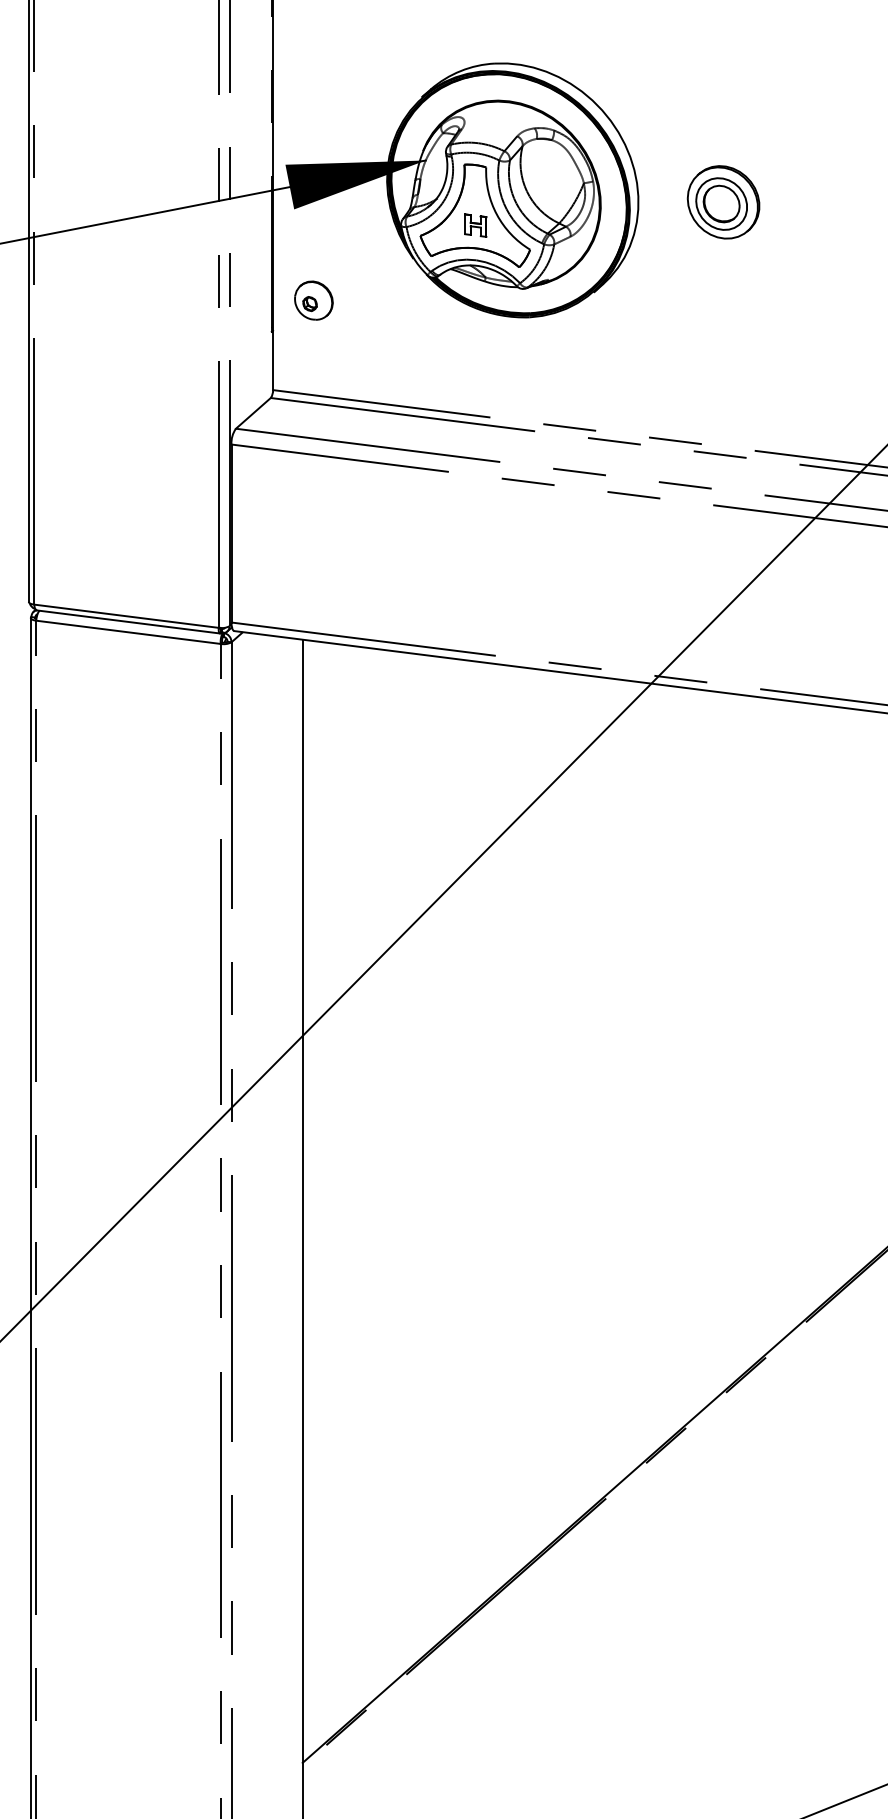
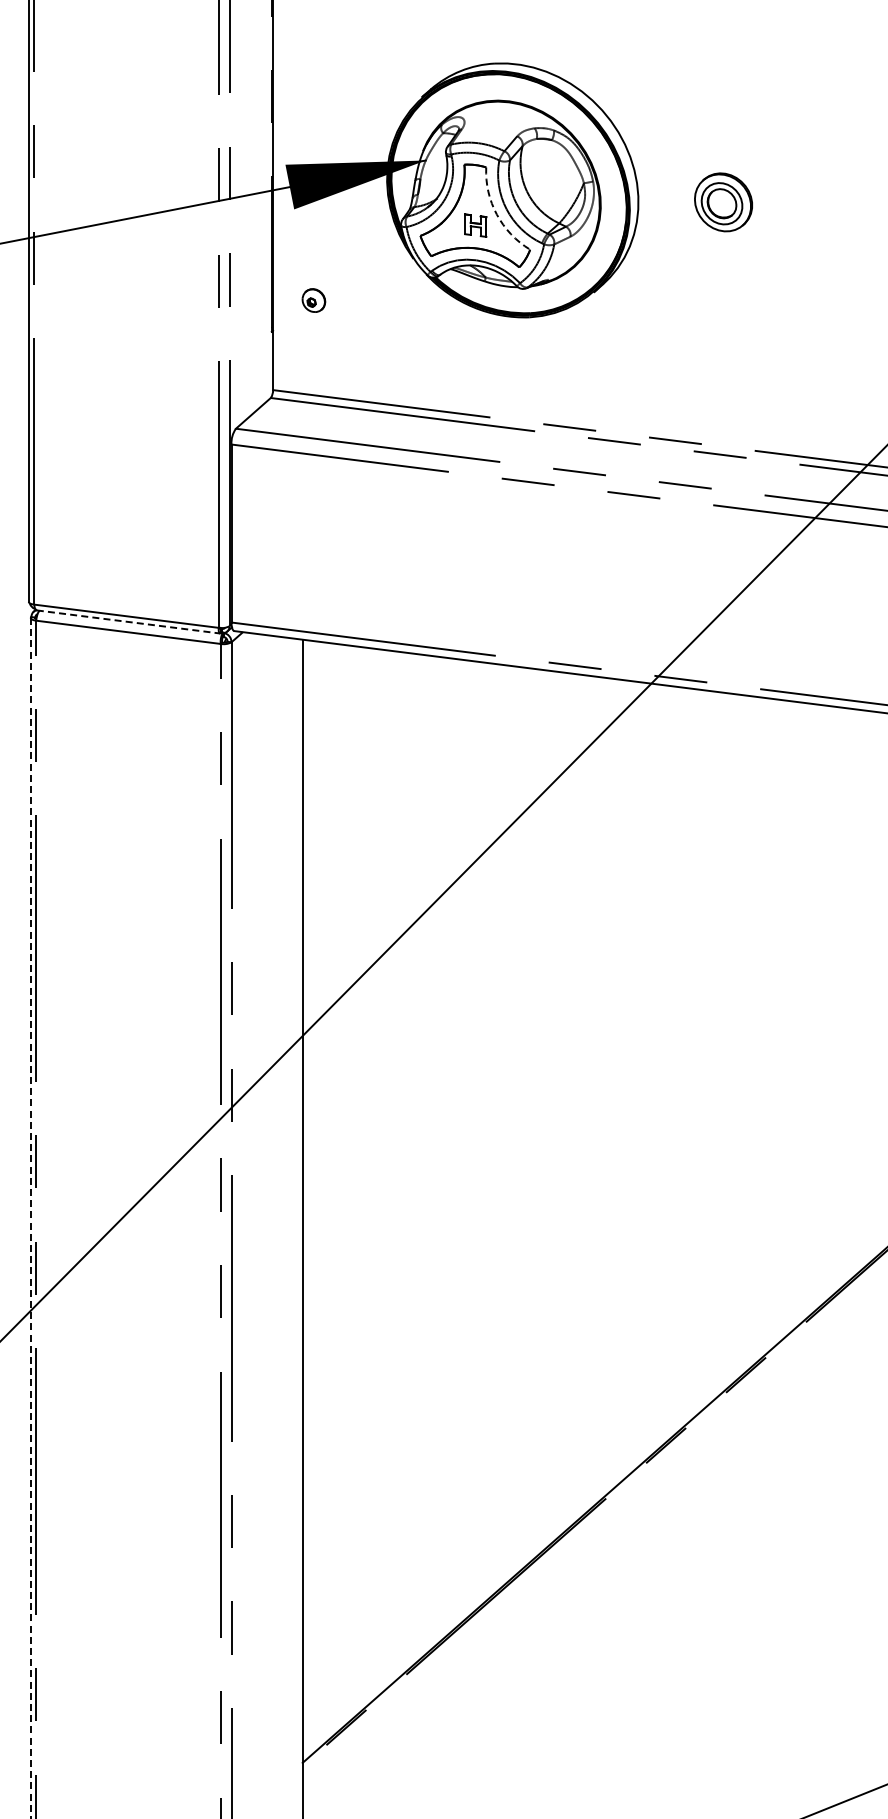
part size: 75x75 px -> 59x61 px (723, 202)
arc: solid -> dashed (496, 214)
part size: 40x41 px -> 26x25 px (313, 300)
line: solid -> dashed (128, 622)
line: solid -> dashed (30, 1219)
